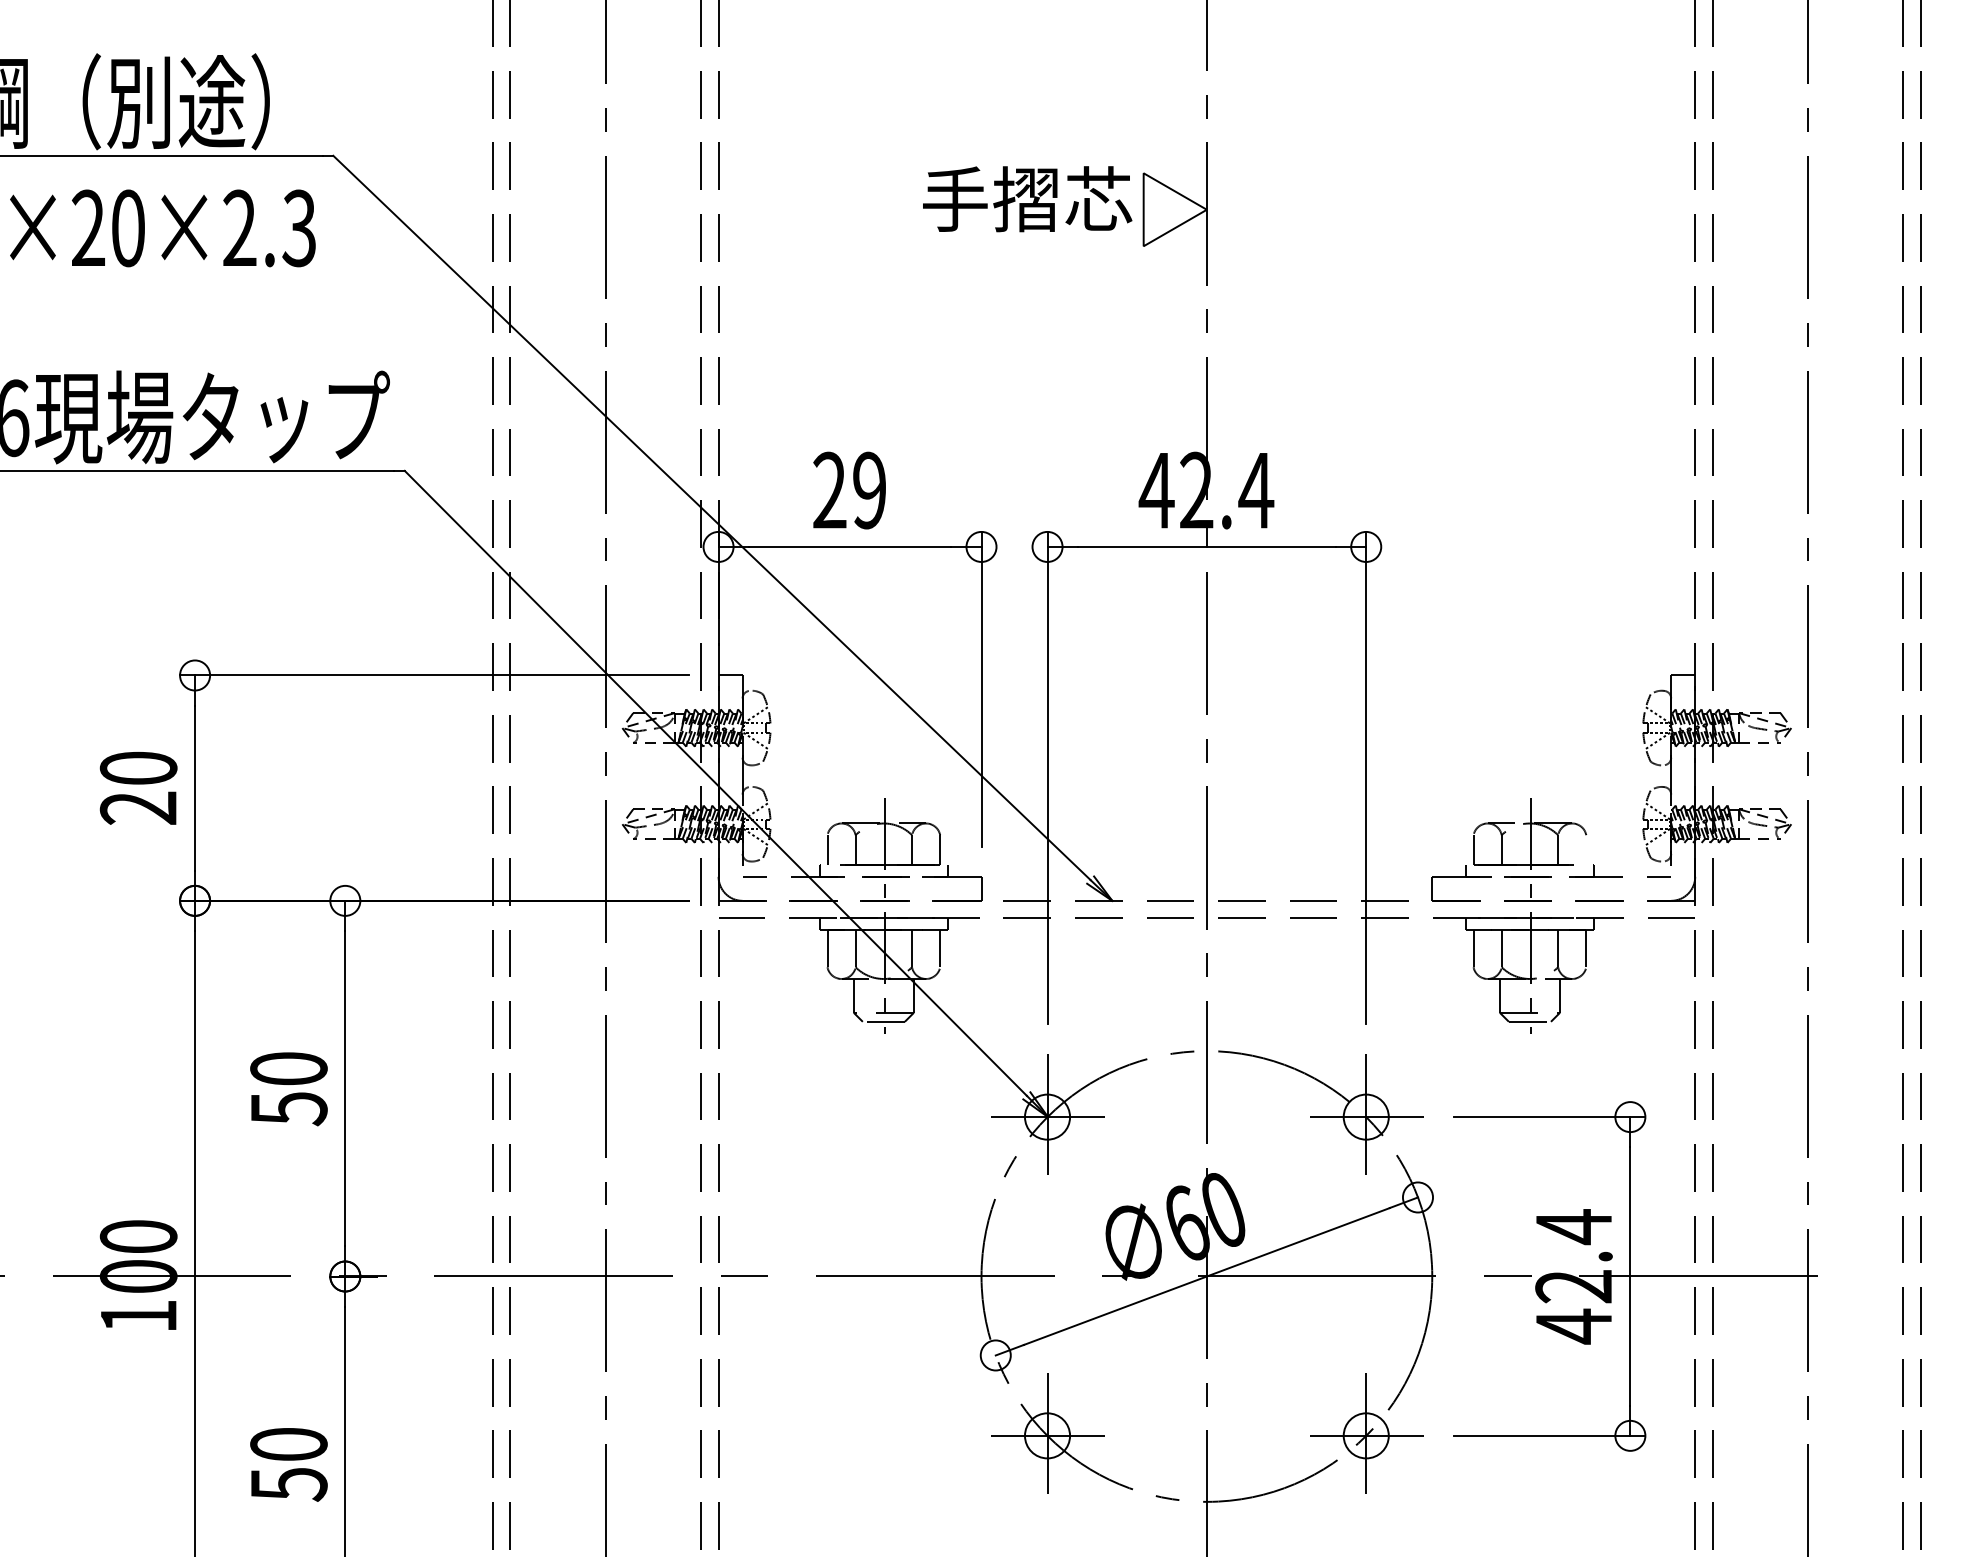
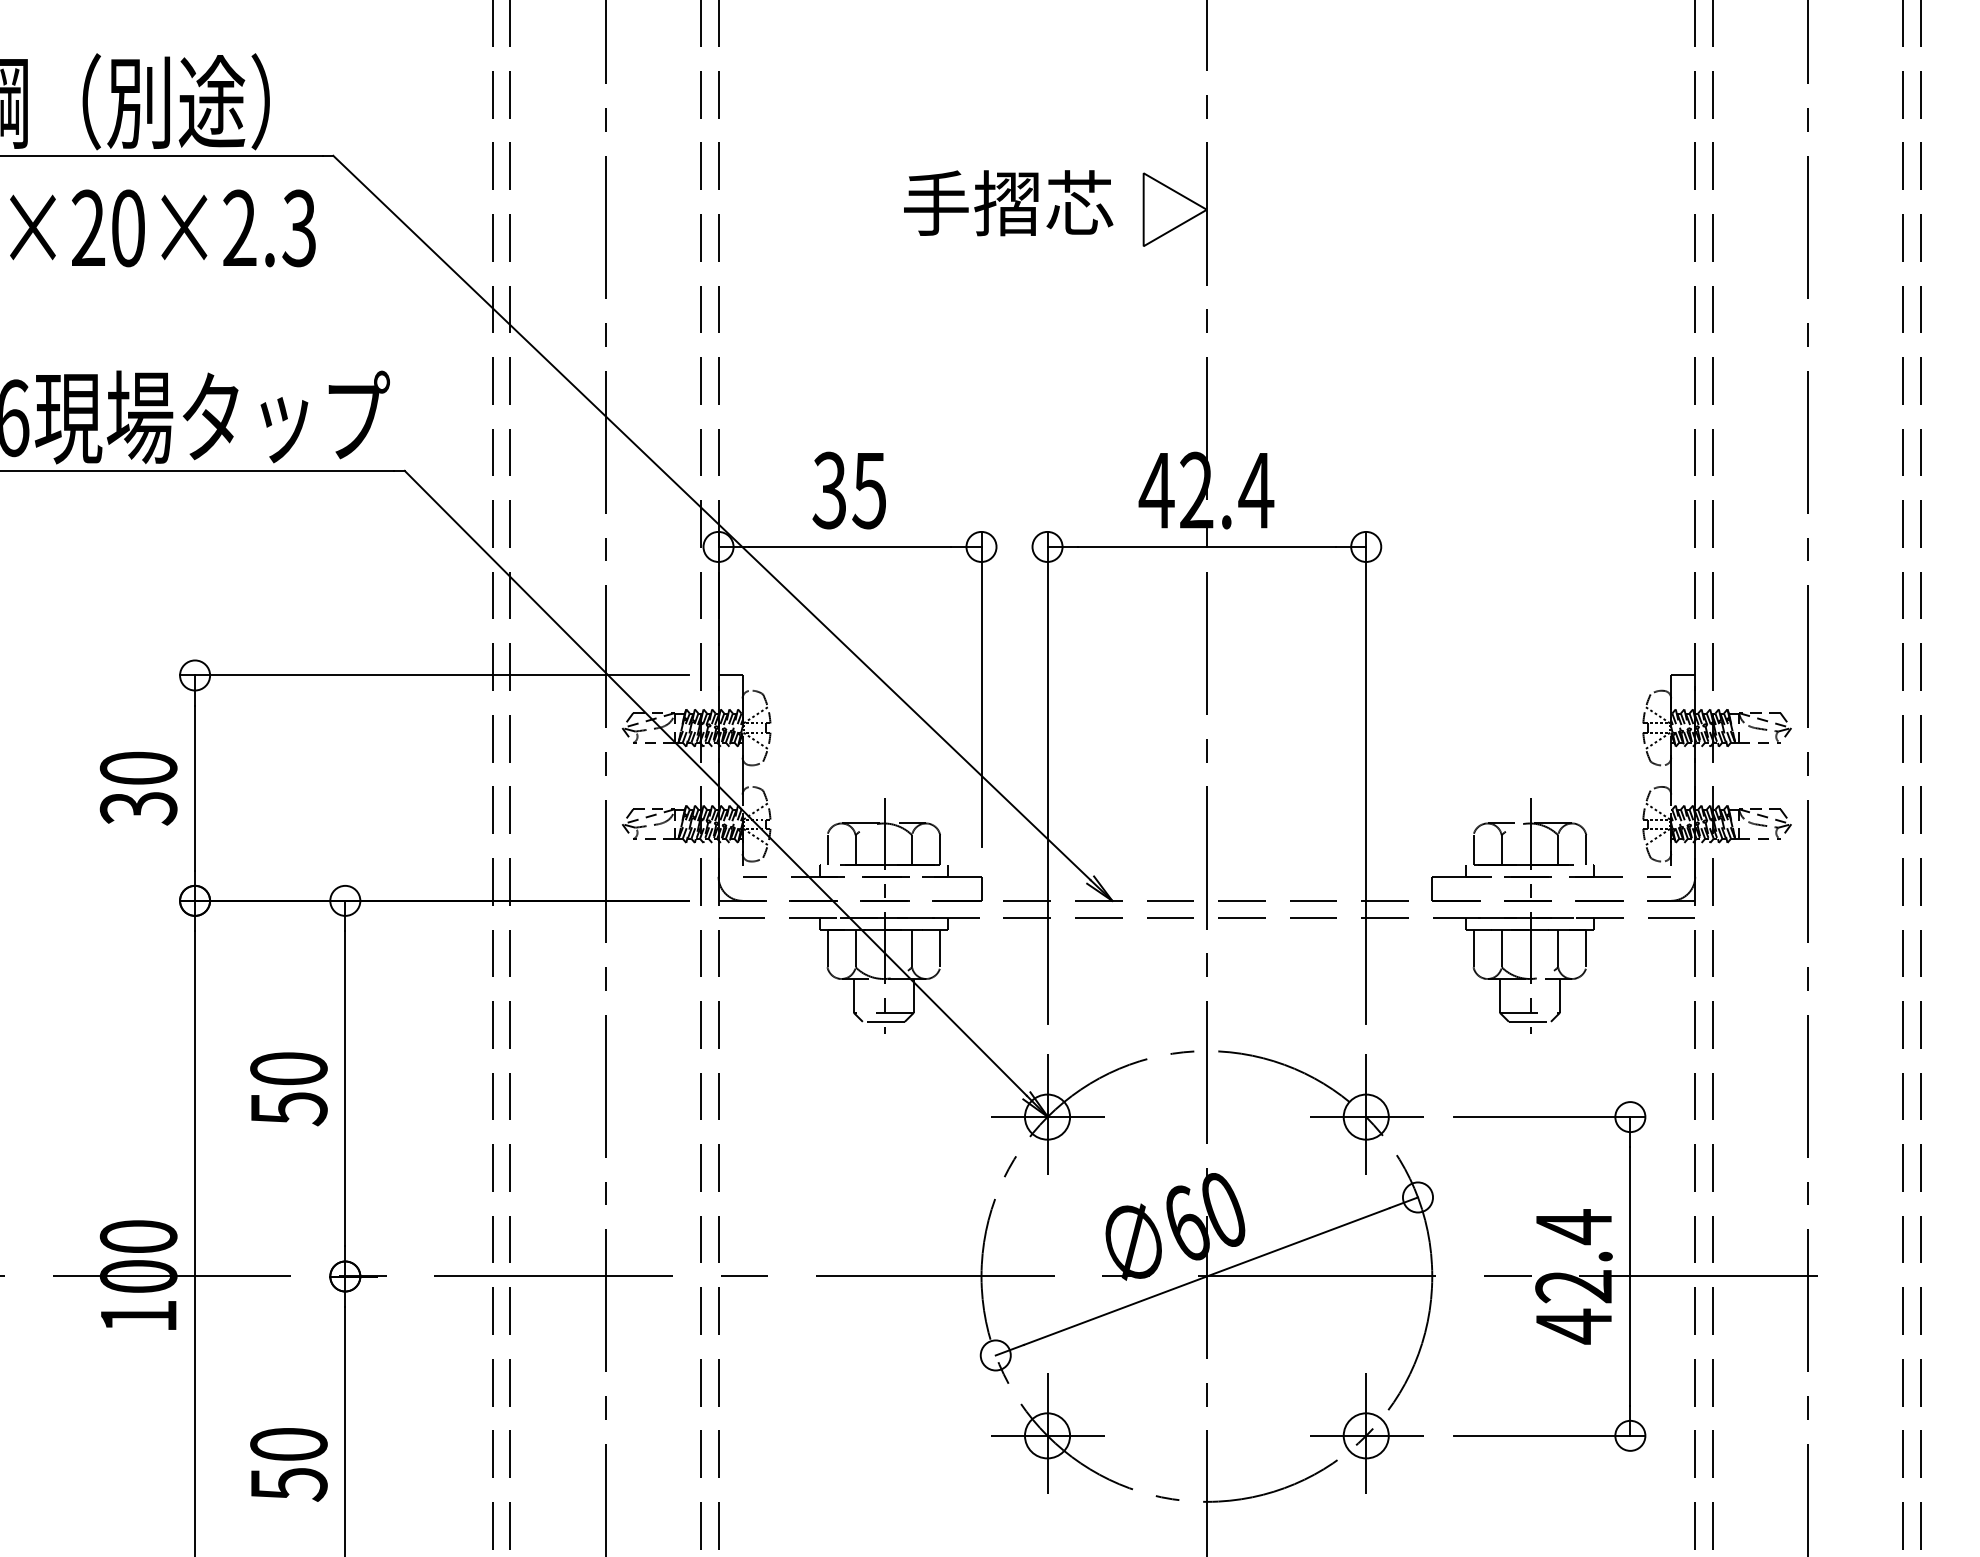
text position: (1027, 199) -> (1008, 203) (1008, 203)
text: 29 -> 35 (848, 490)
text: 20 -> 30 (138, 808)
line: none -> present (1586, 849)
